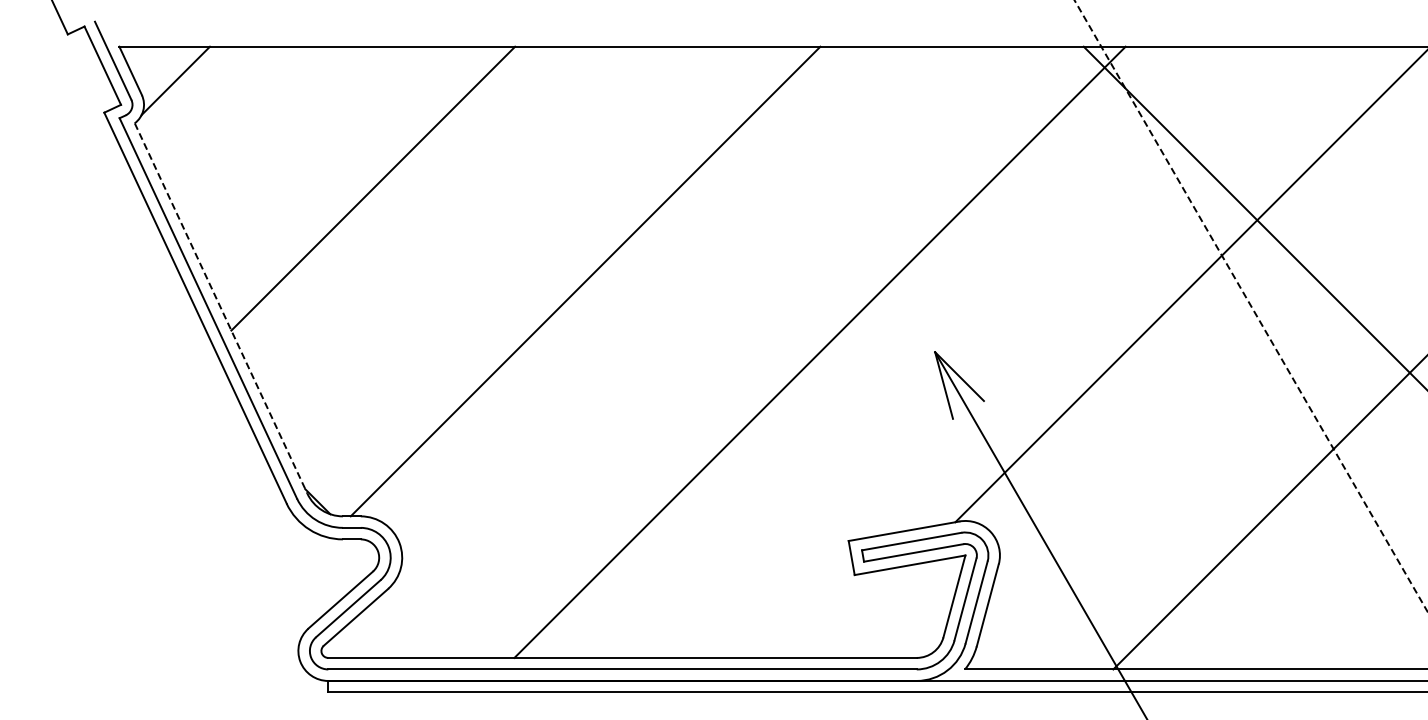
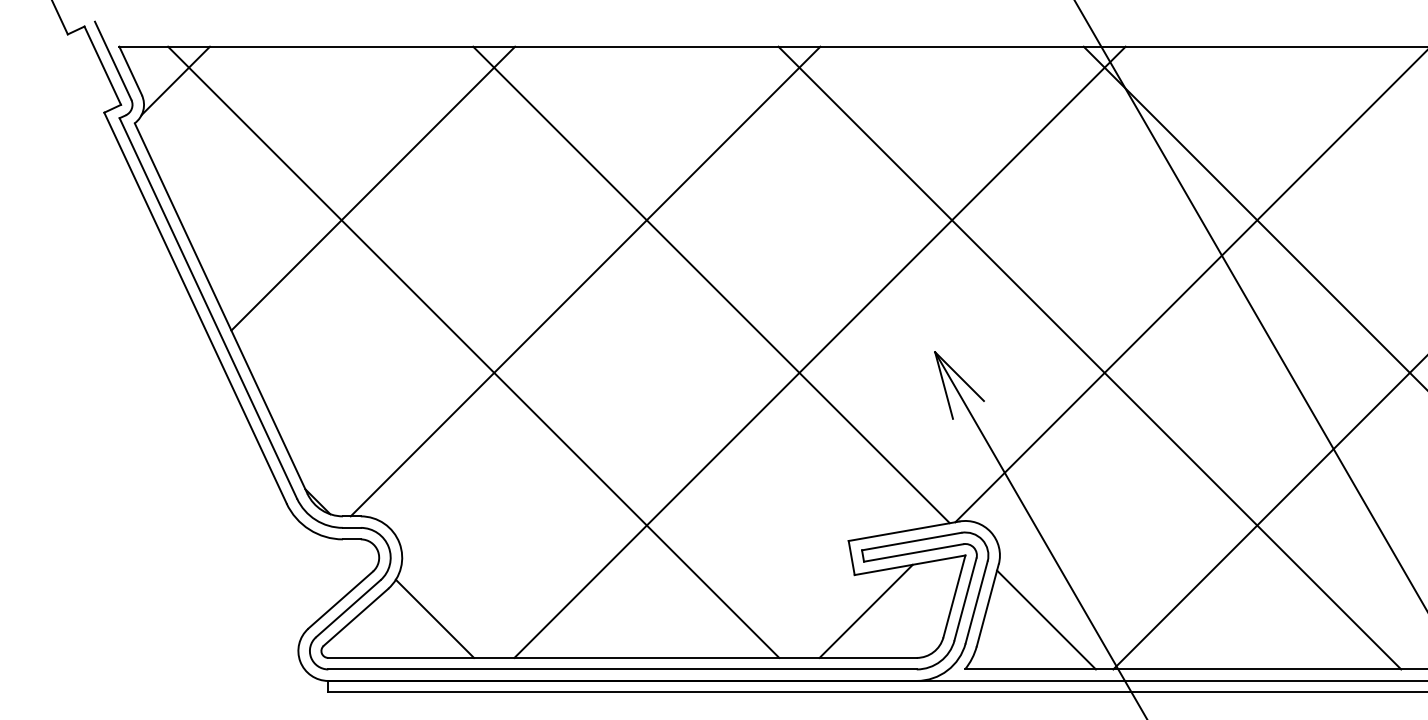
line: none -> present (711, 284)
line: dashed -> solid (1251, 306)
line: dashed -> solid (221, 309)
line: none -> present (473, 351)
line: none -> present (1089, 357)
line: none -> present (865, 610)
line: none -> present (434, 618)
line: none -> present (1046, 619)
